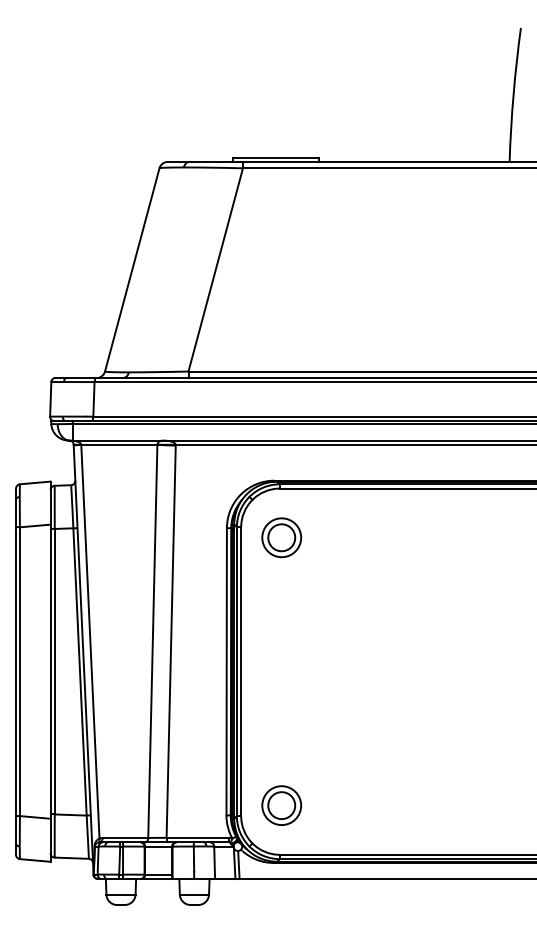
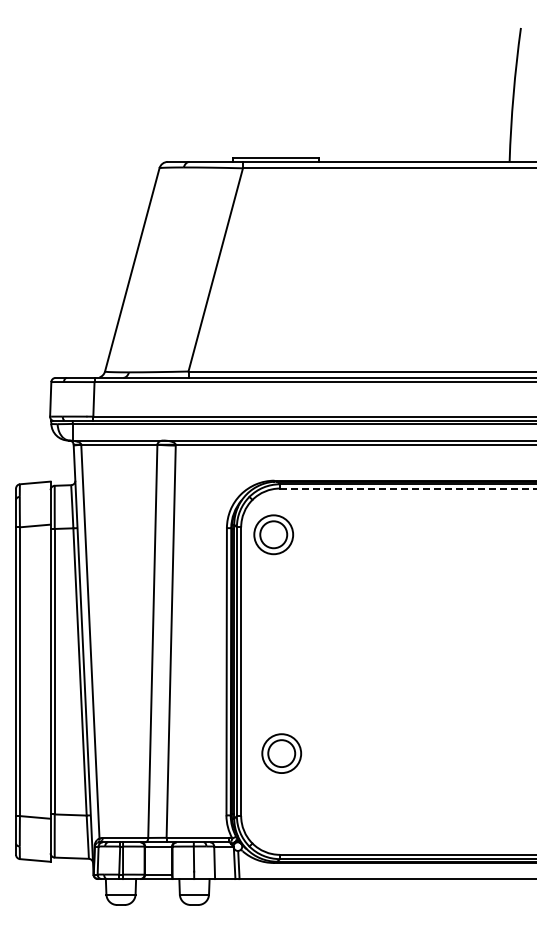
line: solid -> dashed (408, 488)
part position: (281, 537) -> (273, 534) (273, 534)
part position: (281, 805) -> (281, 753) (281, 753)
